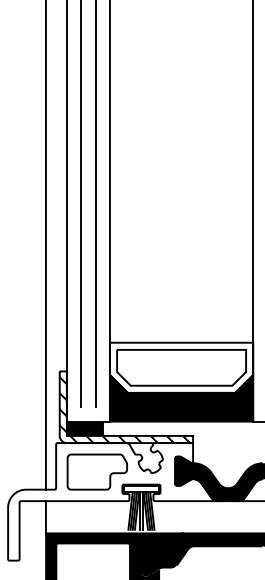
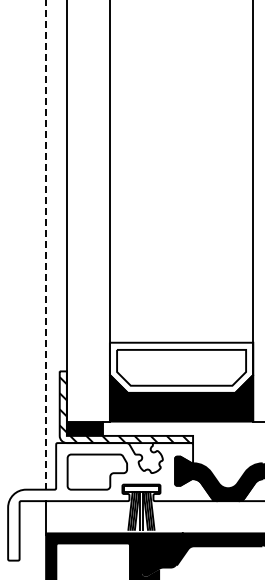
line: present -> none (81, 204)
line: present -> none (95, 204)
line: solid -> dashed (46, 244)
